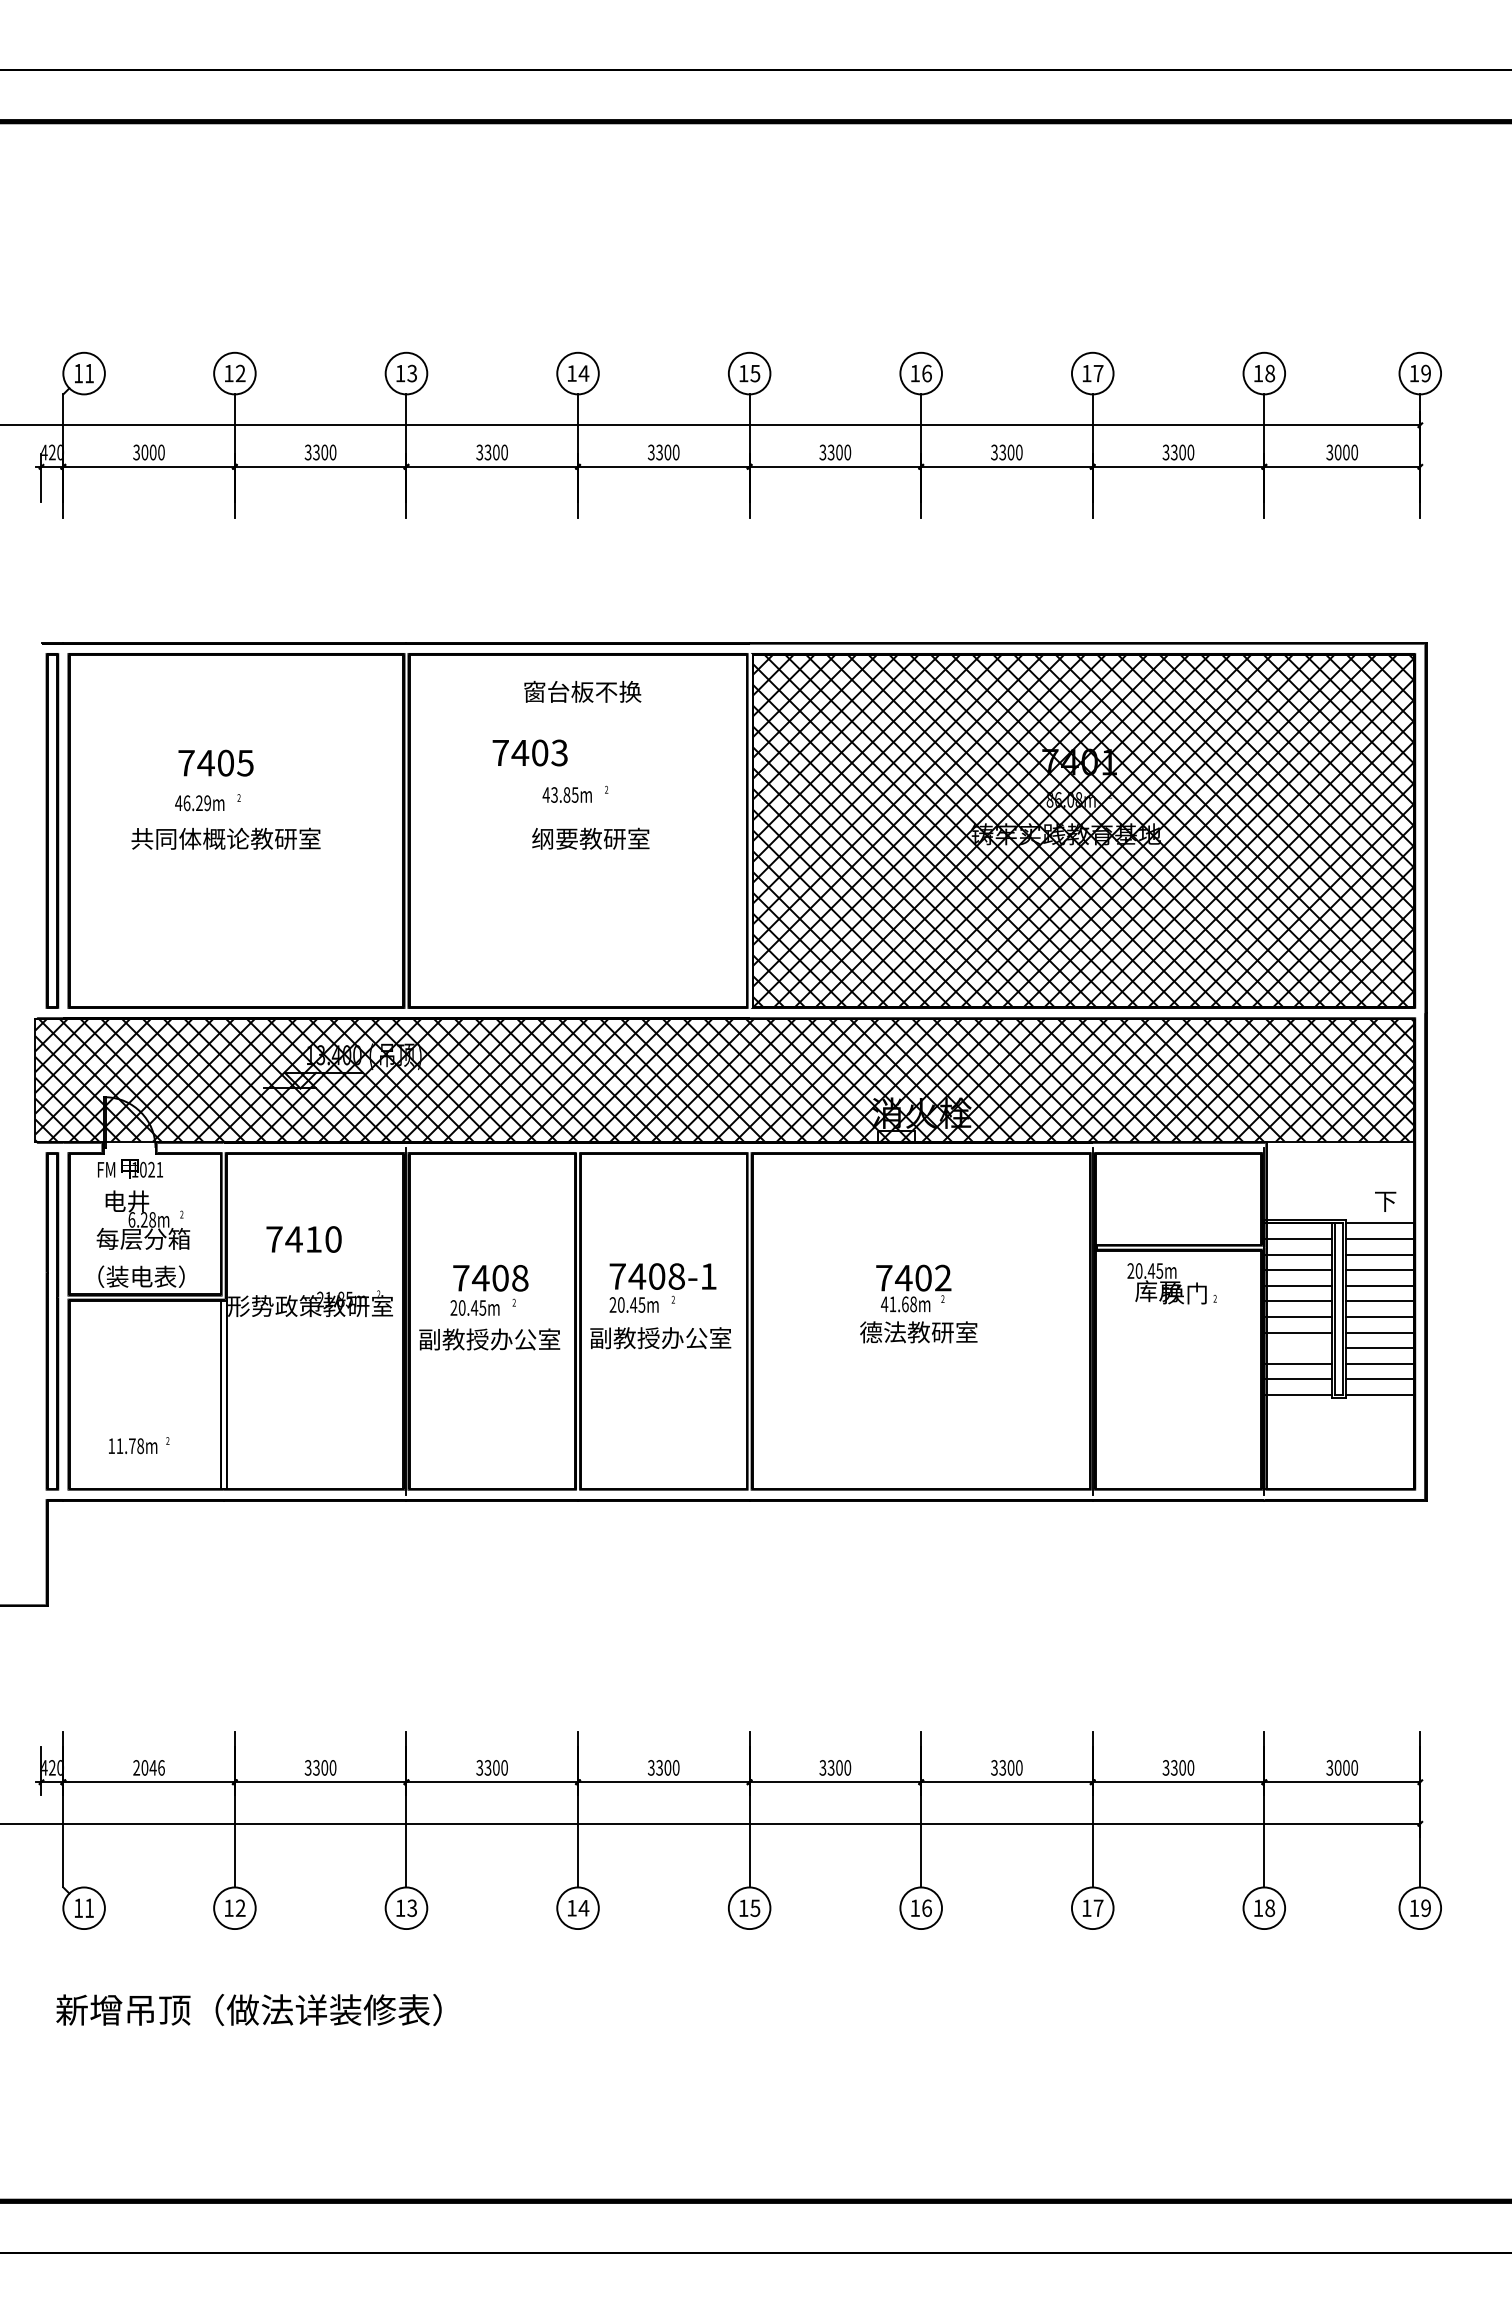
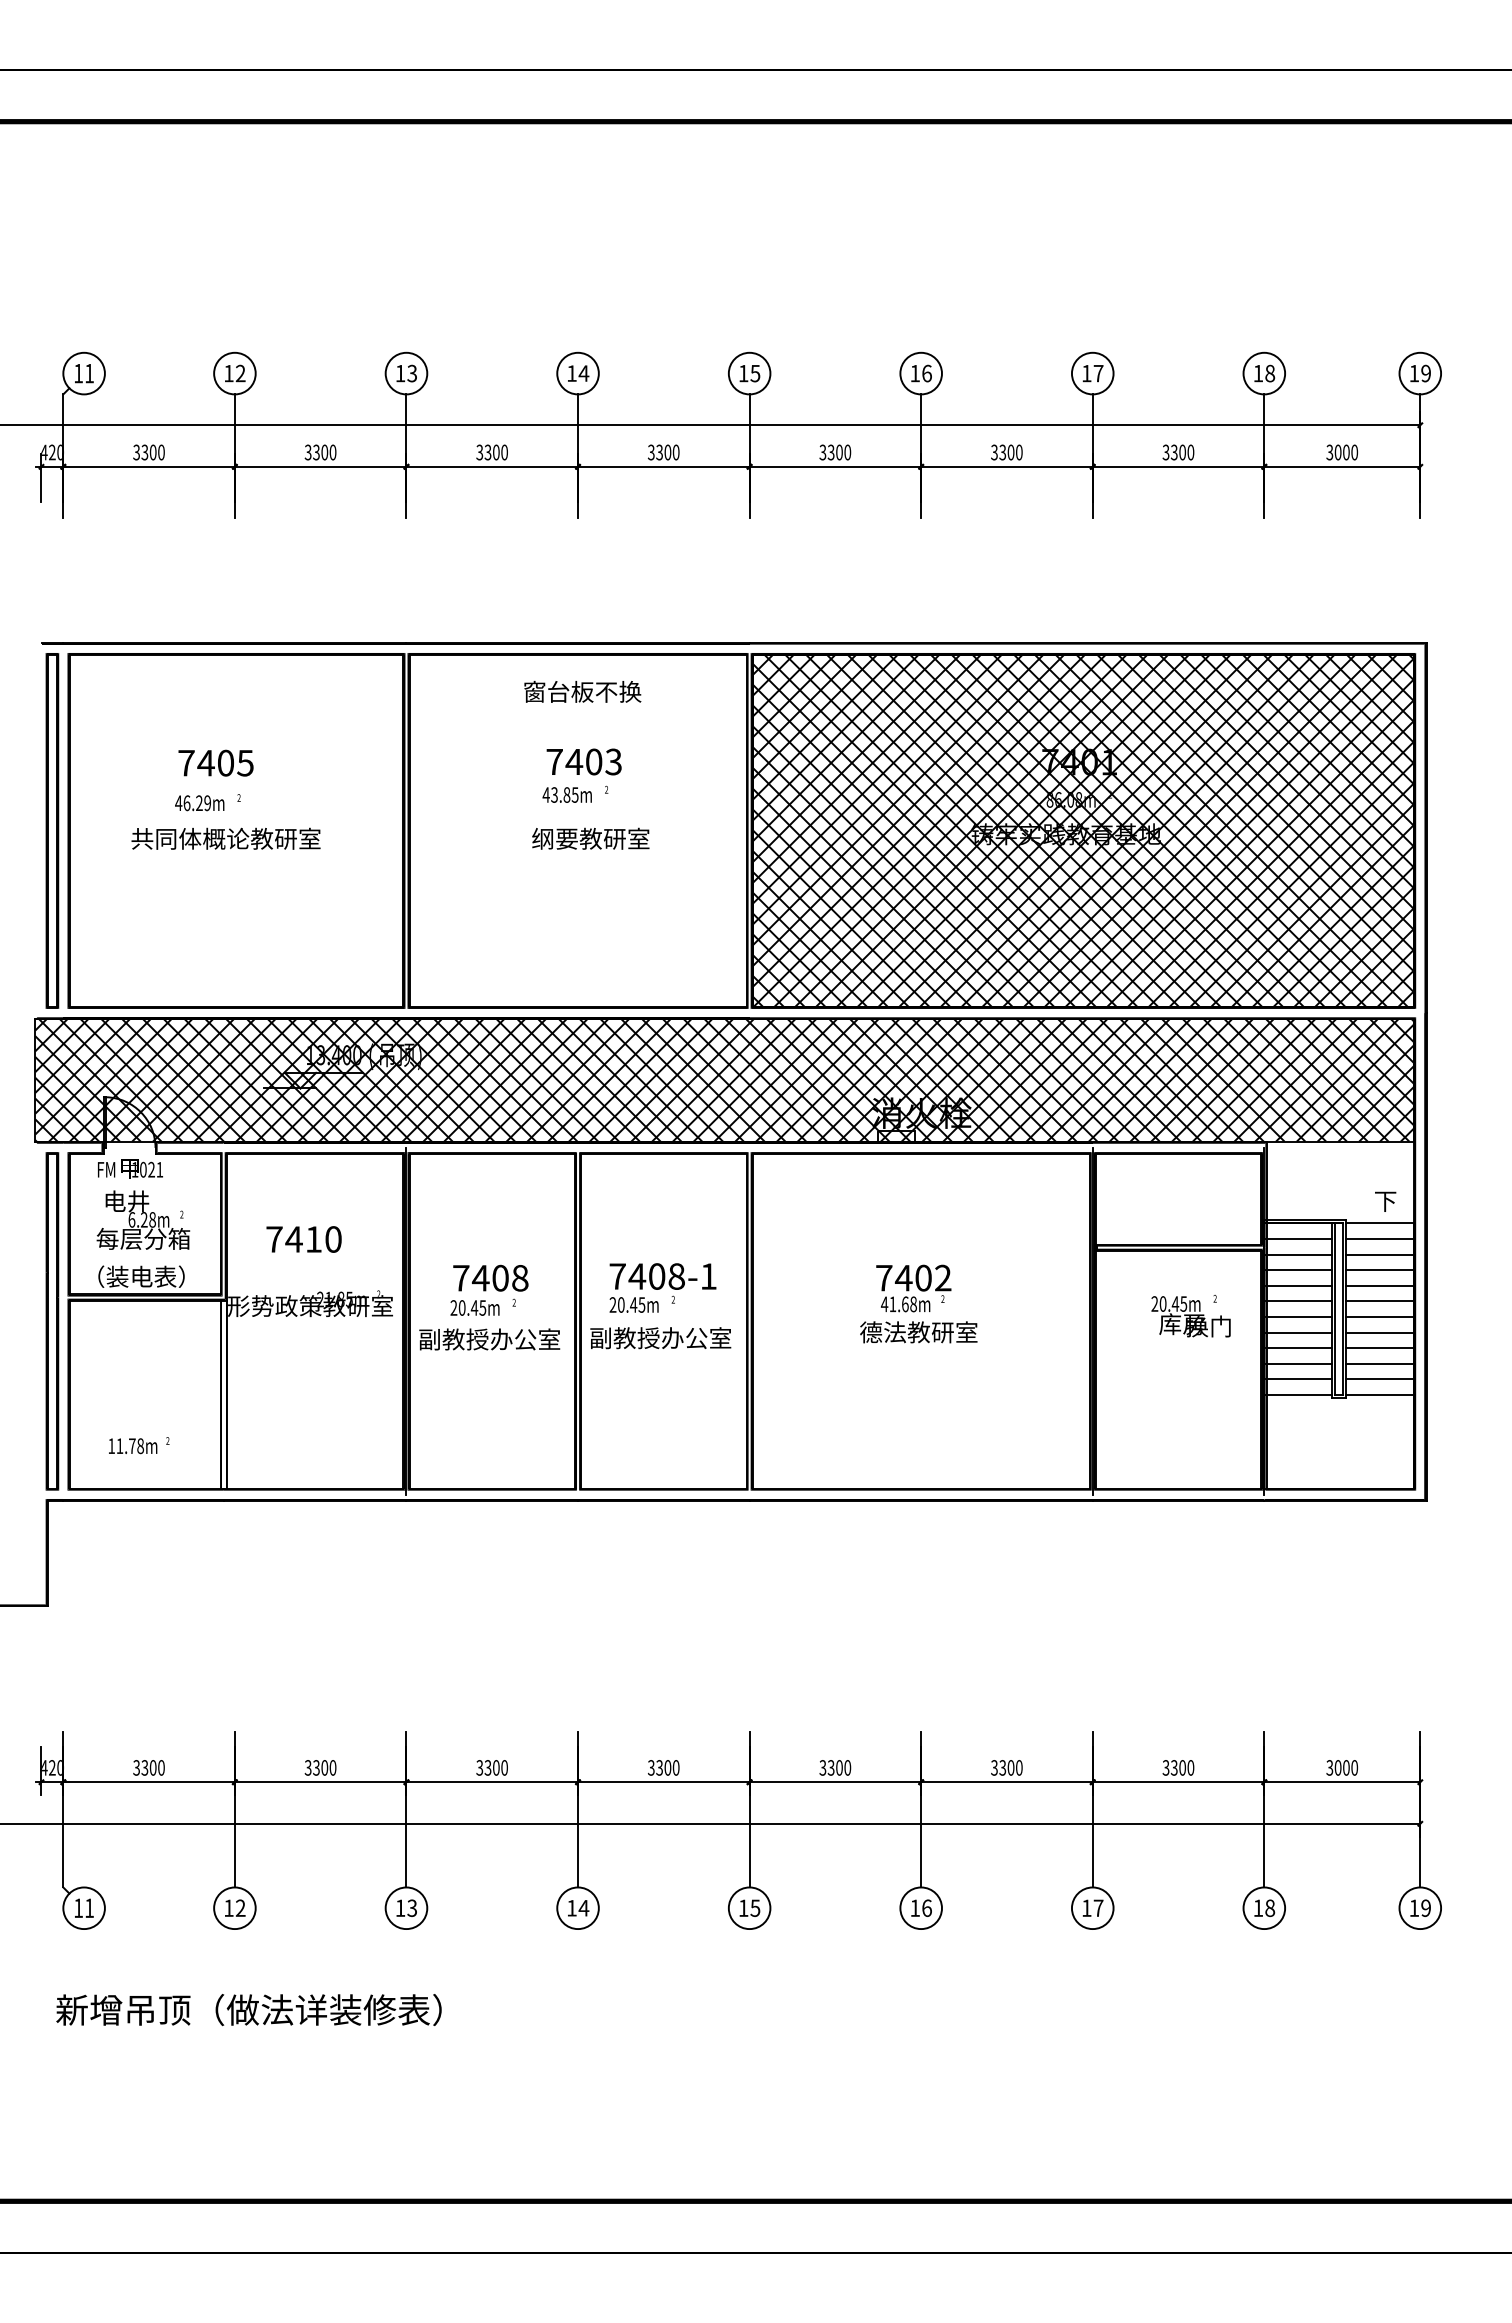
text: 3000 -> 3300 (144, 452)
text position: (529, 752) -> (583, 761) (583, 761)
fill: none -> present (751, 830)
text position: (1166, 1283) -> (1190, 1316) (1190, 1316)
line: none -> present (1298, 1348)
text: 2046 -> 3300 (148, 1767)
